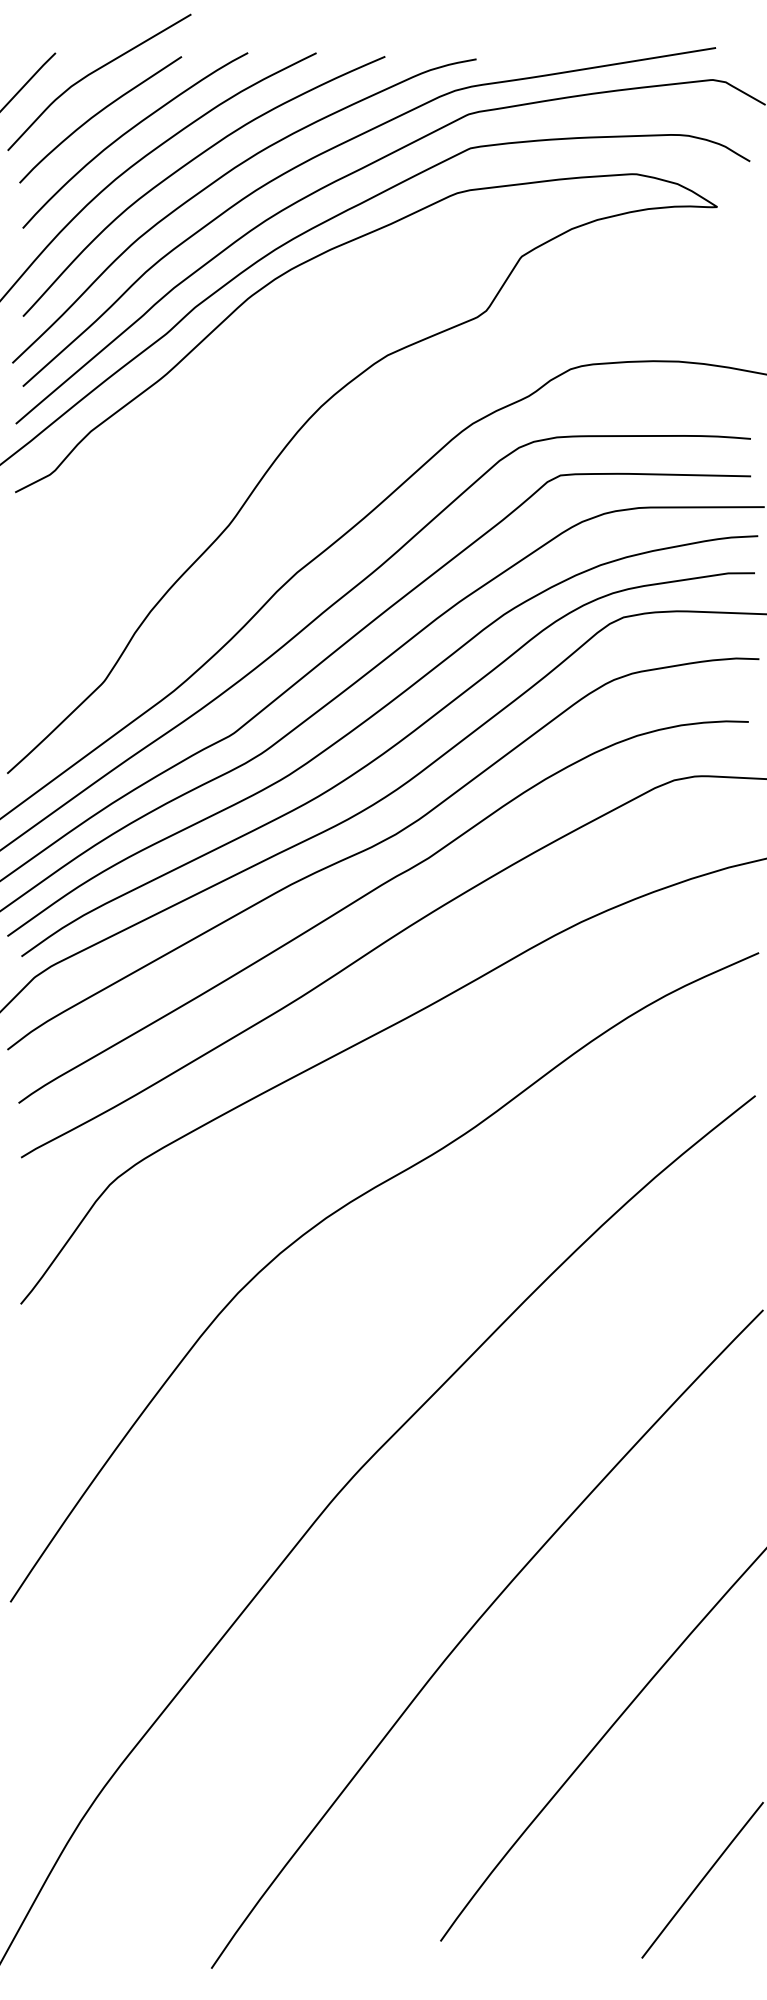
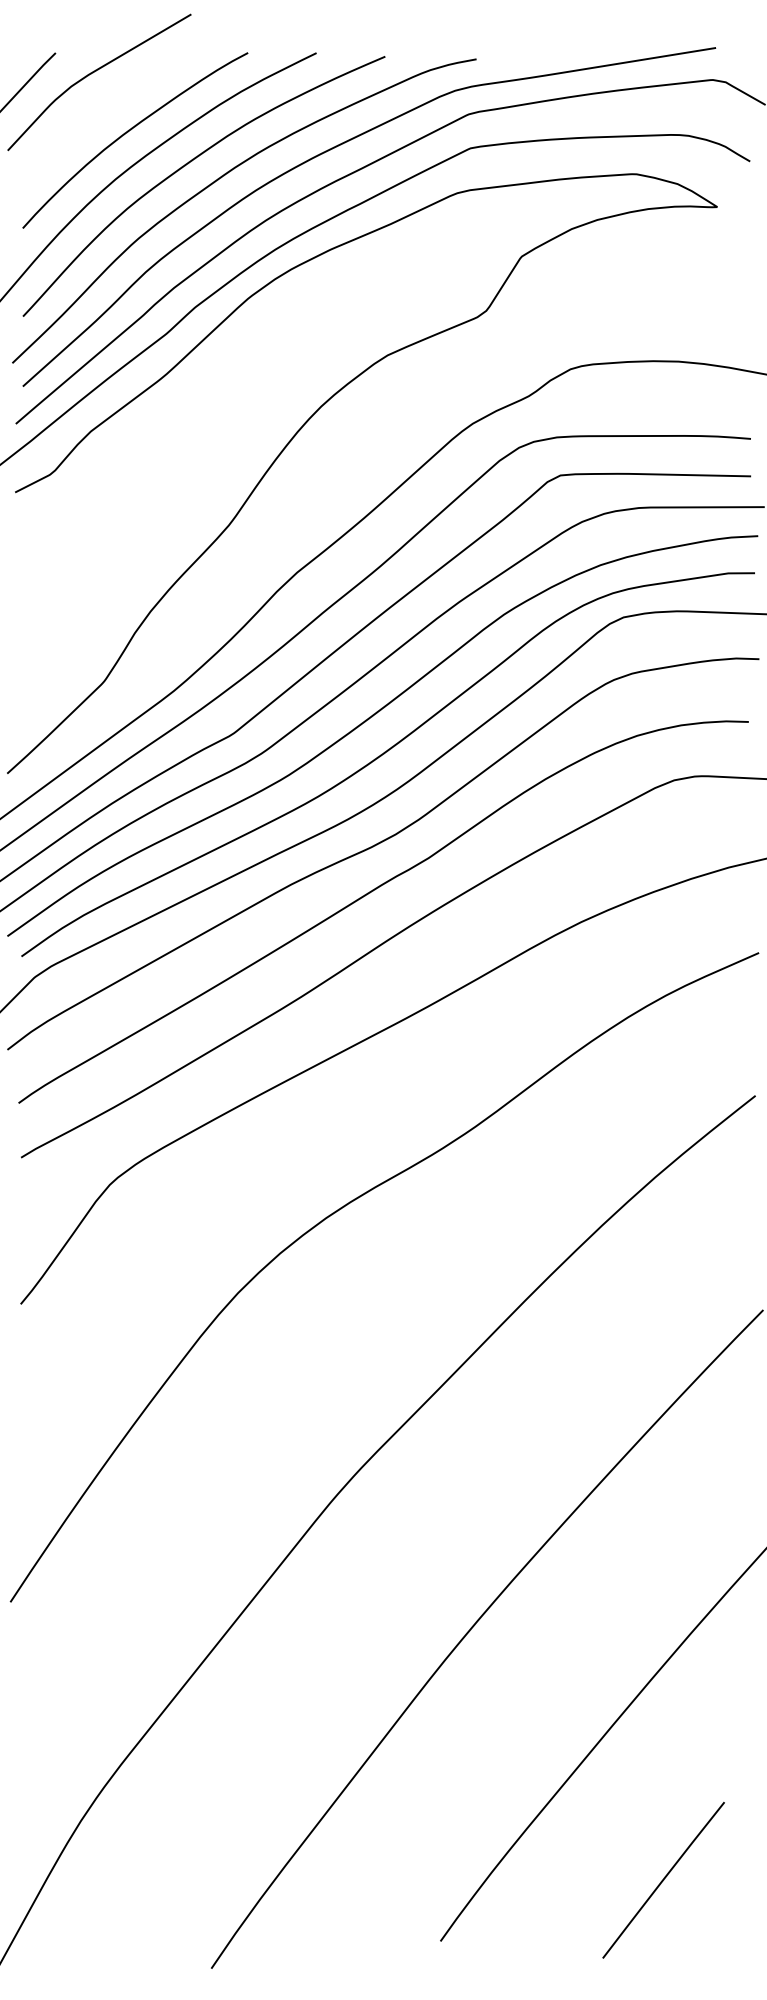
curve: present -> none (96, 115)
line position: (702, 1879) -> (663, 1879) (663, 1879)
